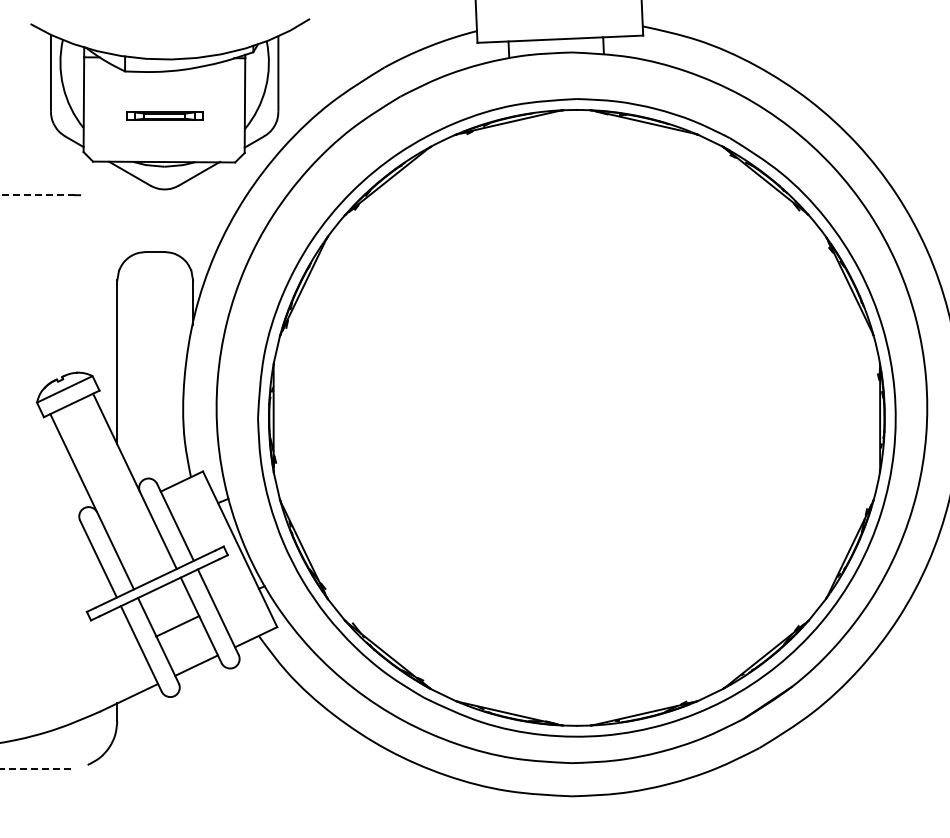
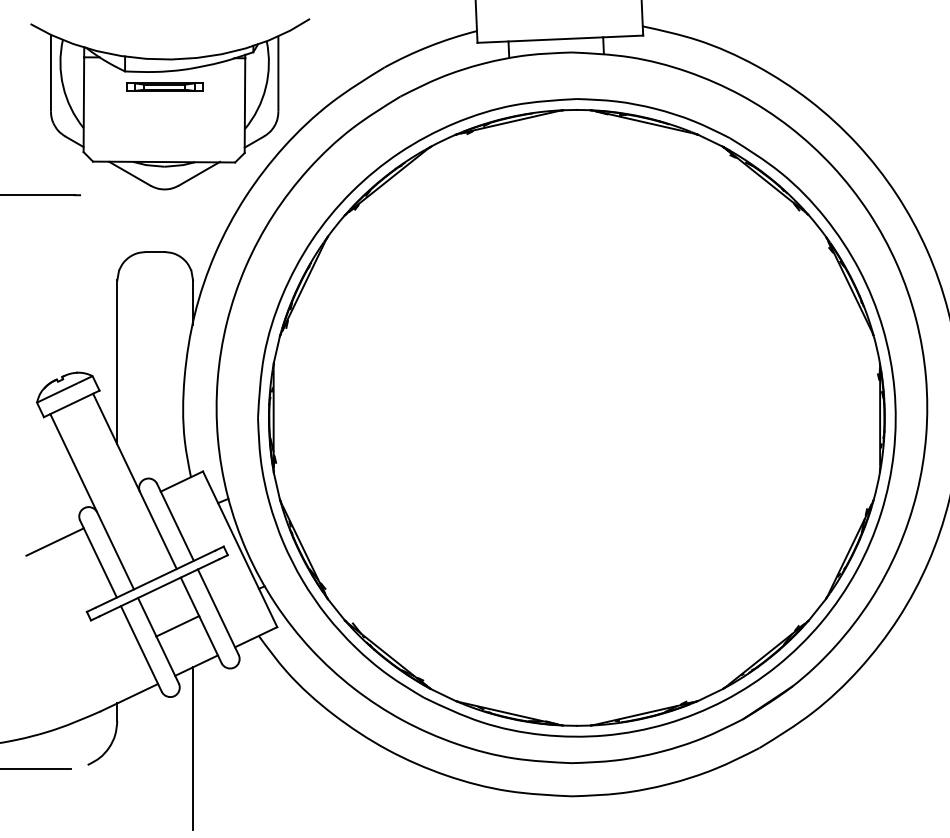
part position: (164, 115) -> (164, 86) (164, 86)
line: dashed -> solid (37, 195)
line: none -> present (54, 541)
line: none -> present (193, 748)
line: dashed -> solid (35, 768)
